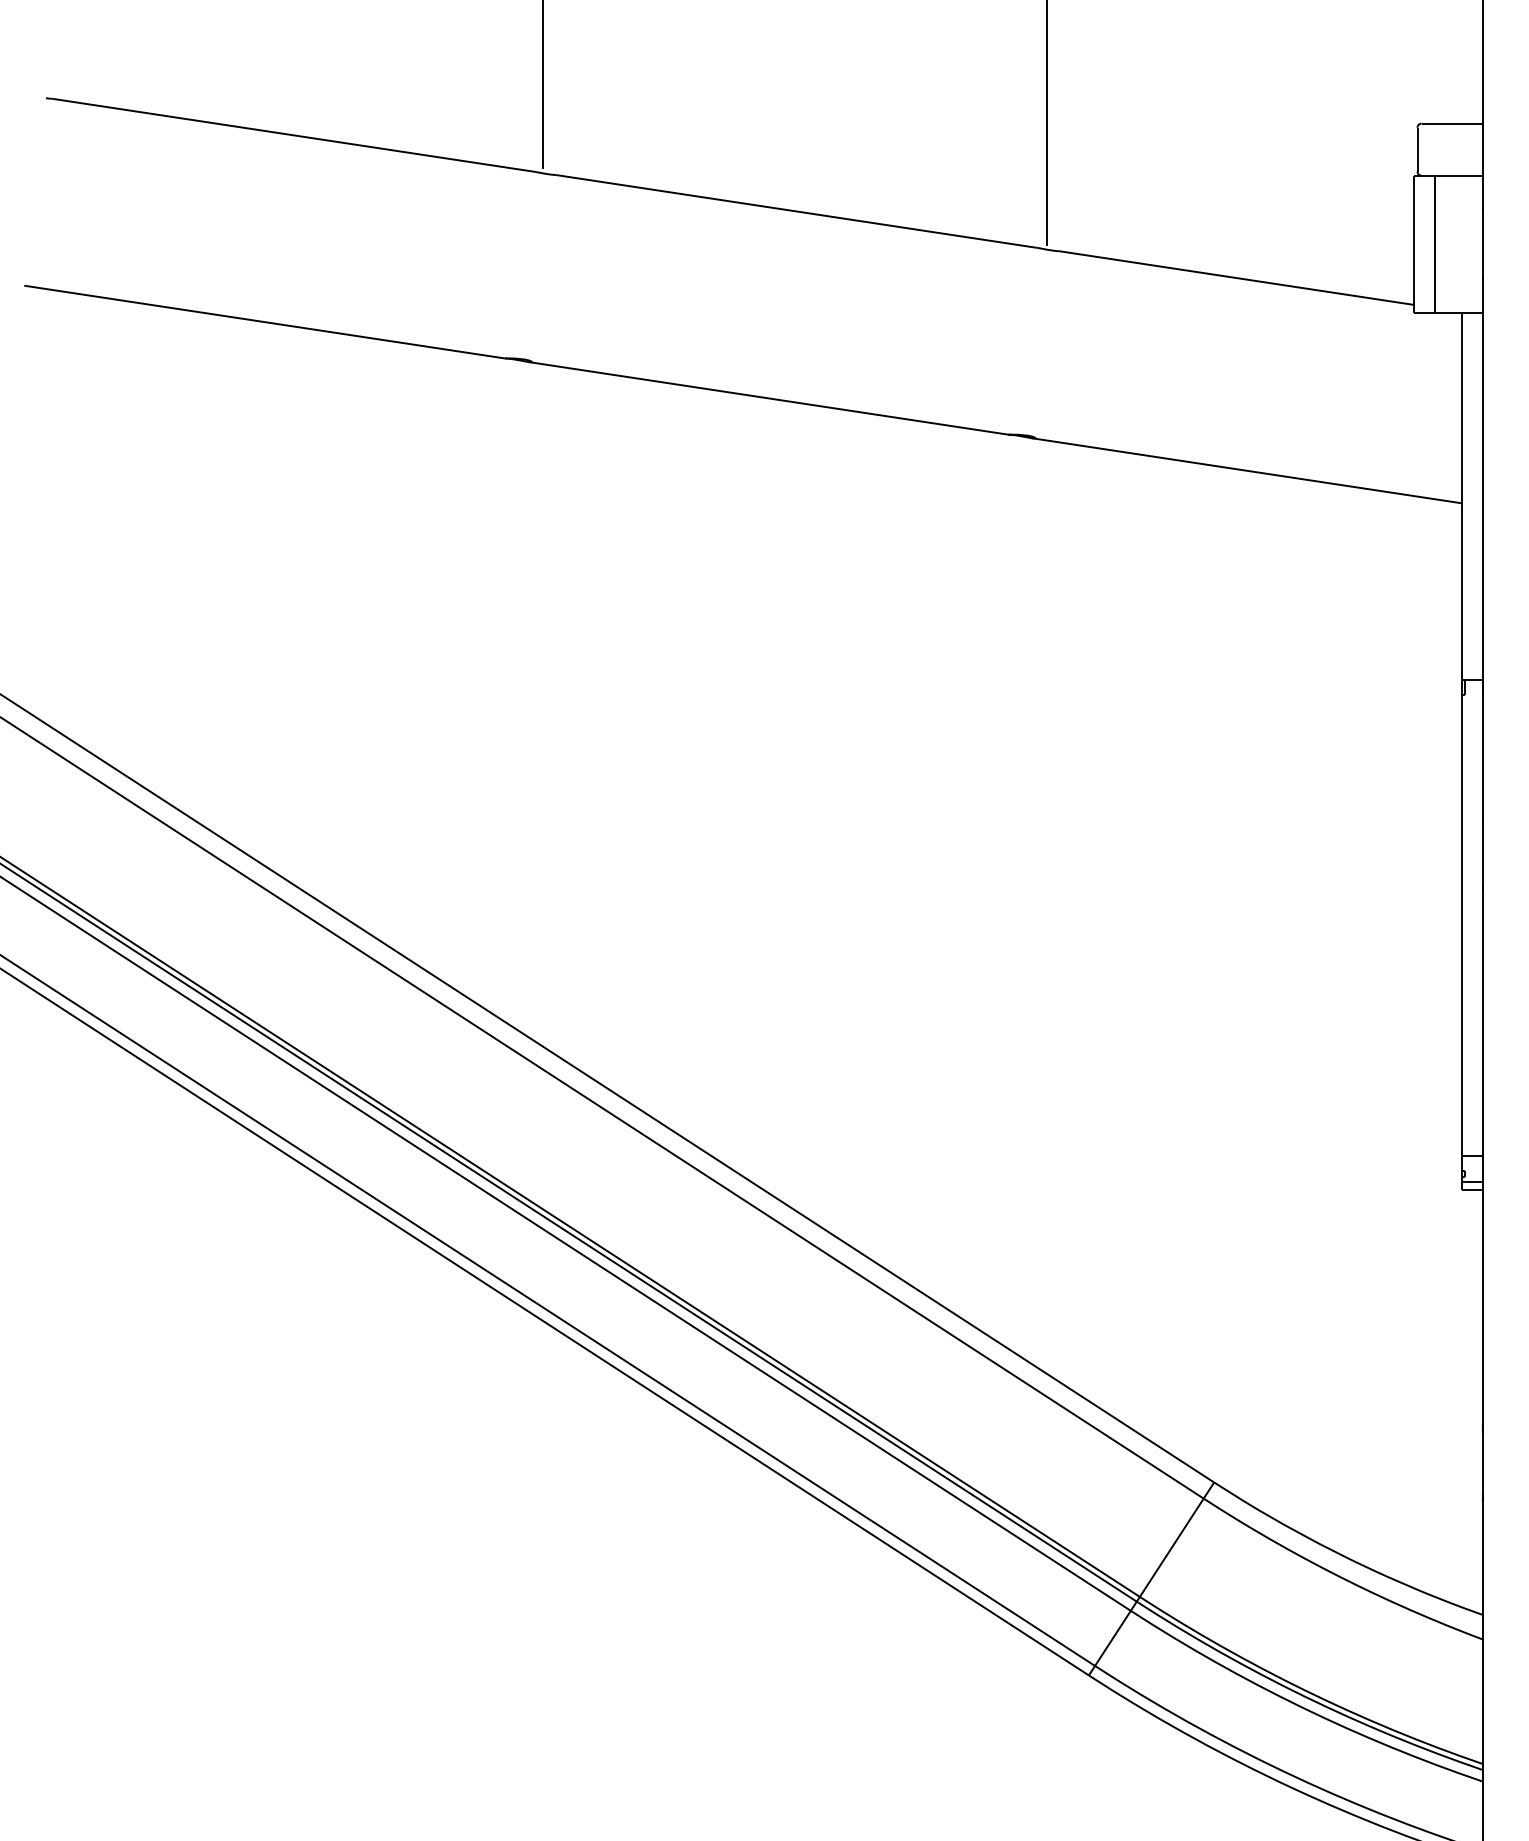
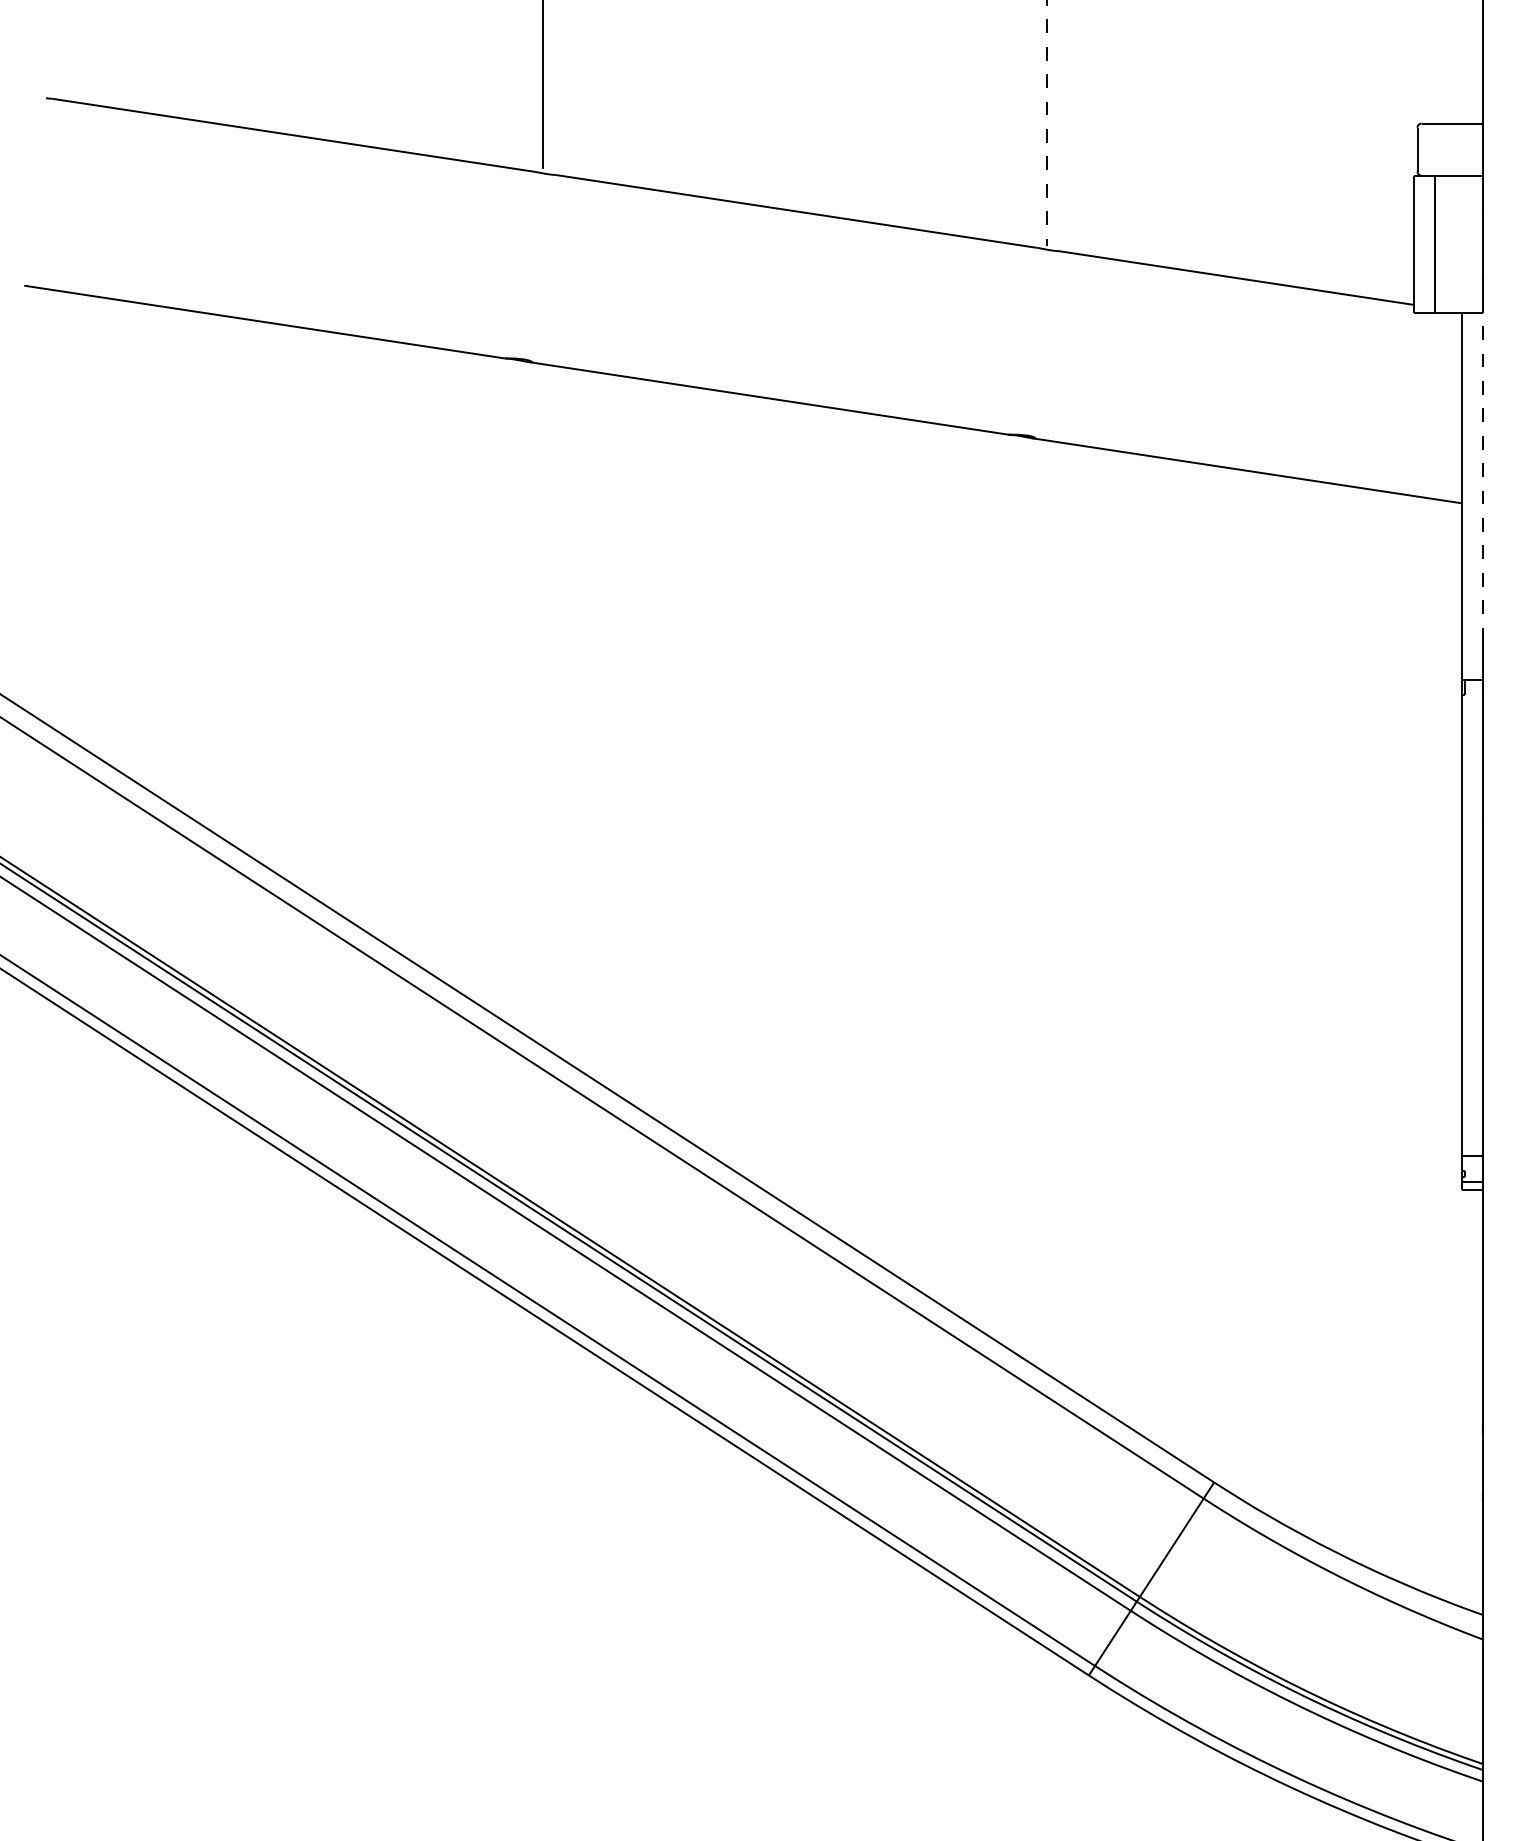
line: solid -> dashed (1046, 123)
line: solid -> dashed (1482, 476)
